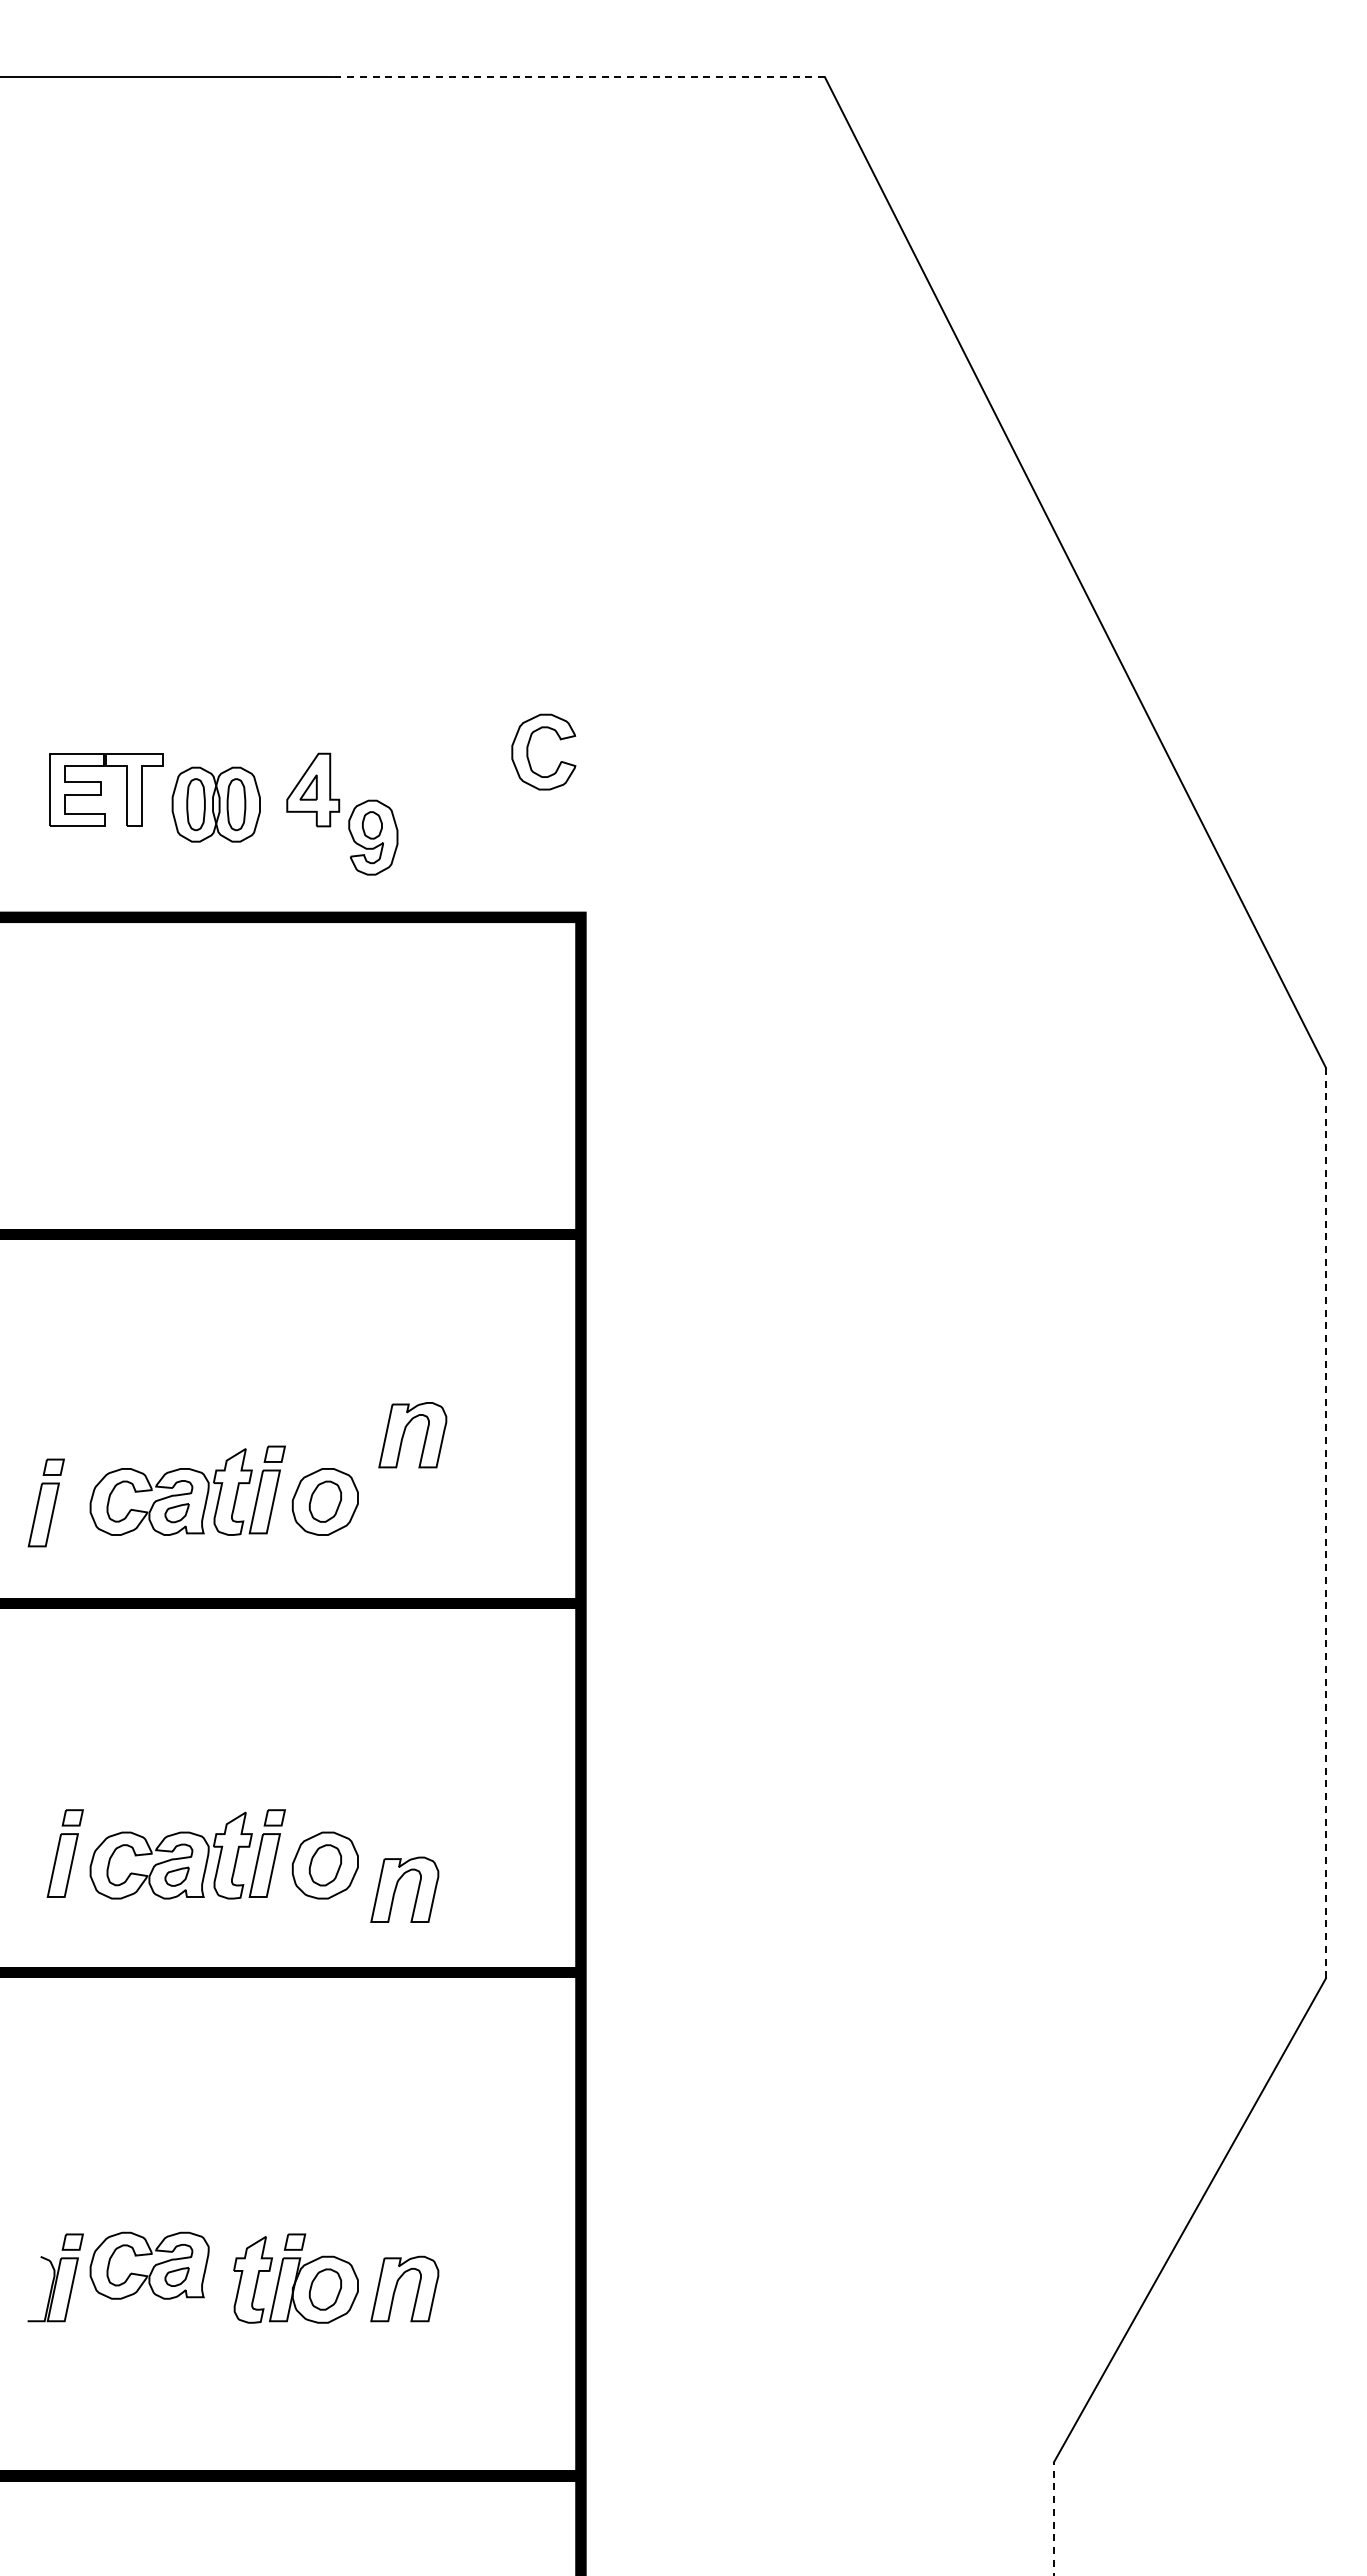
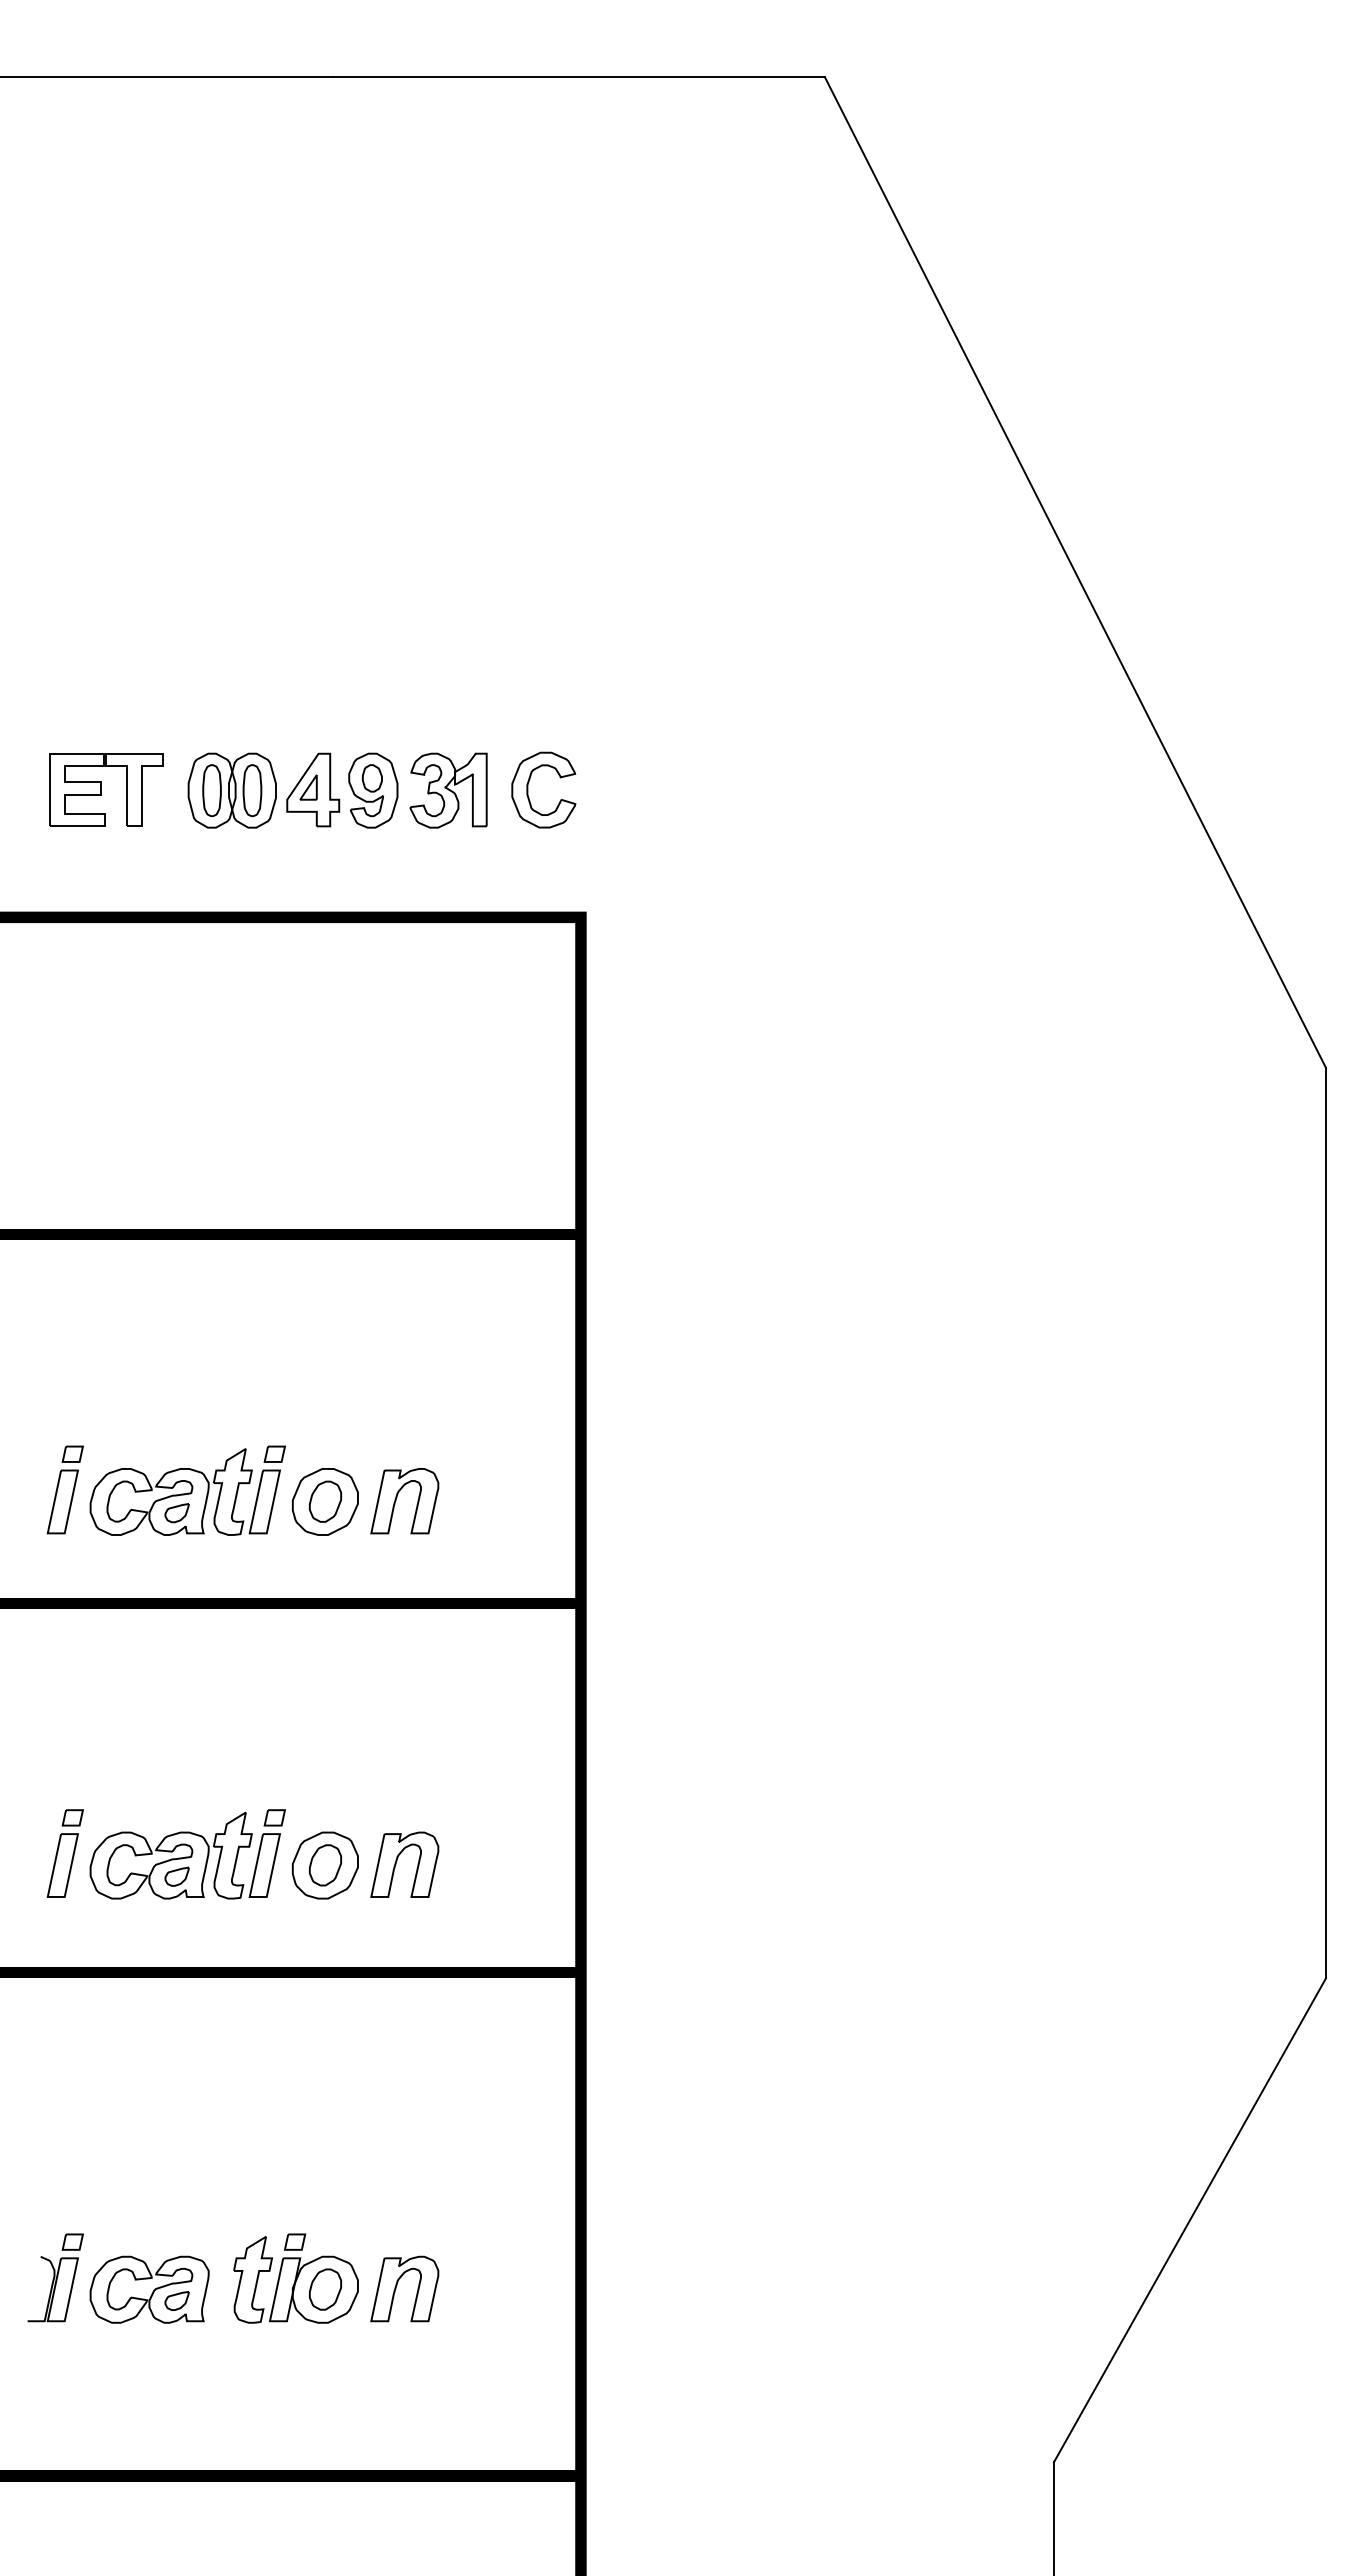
line: dashed -> solid (578, 77)
part position: (528, 751) -> (528, 789) (528, 789)
part: none -> present (448, 790)
part position: (215, 804) -> (231, 790) (231, 790)
part position: (373, 837) -> (373, 790) (373, 790)
part position: (404, 1435) -> (396, 1501) (396, 1501)
part position: (45, 1502) -> (64, 1489) (64, 1489)
line: dashed -> solid (1325, 1522)
part position: (397, 1886) -> (397, 1861) (397, 1861)
part position: (149, 2265) -> (149, 2289) (149, 2289)
line: dashed -> solid (1054, 2518)
